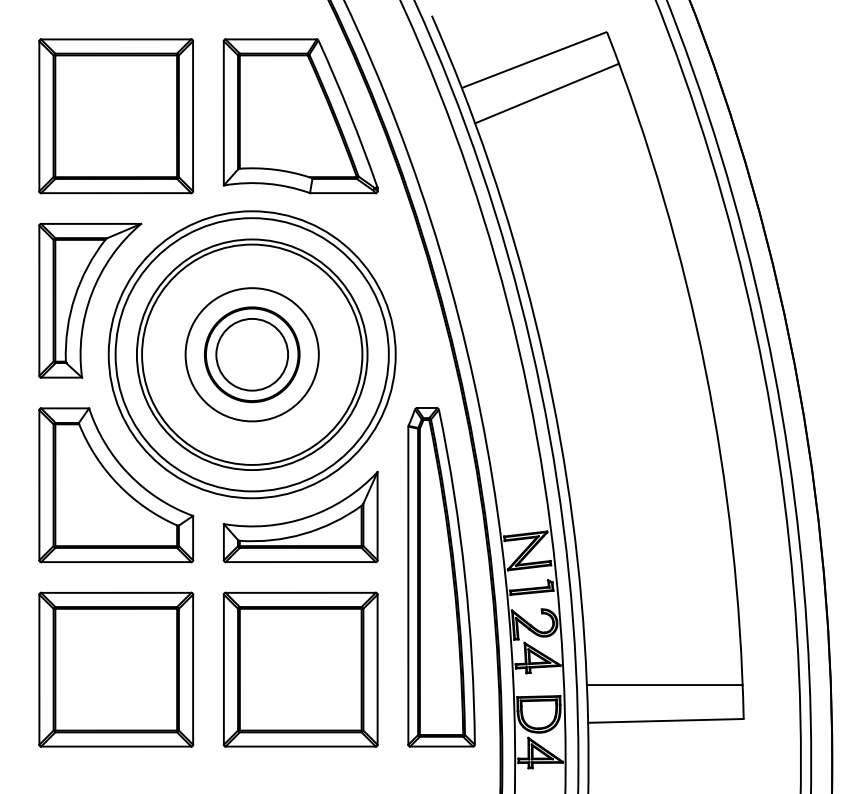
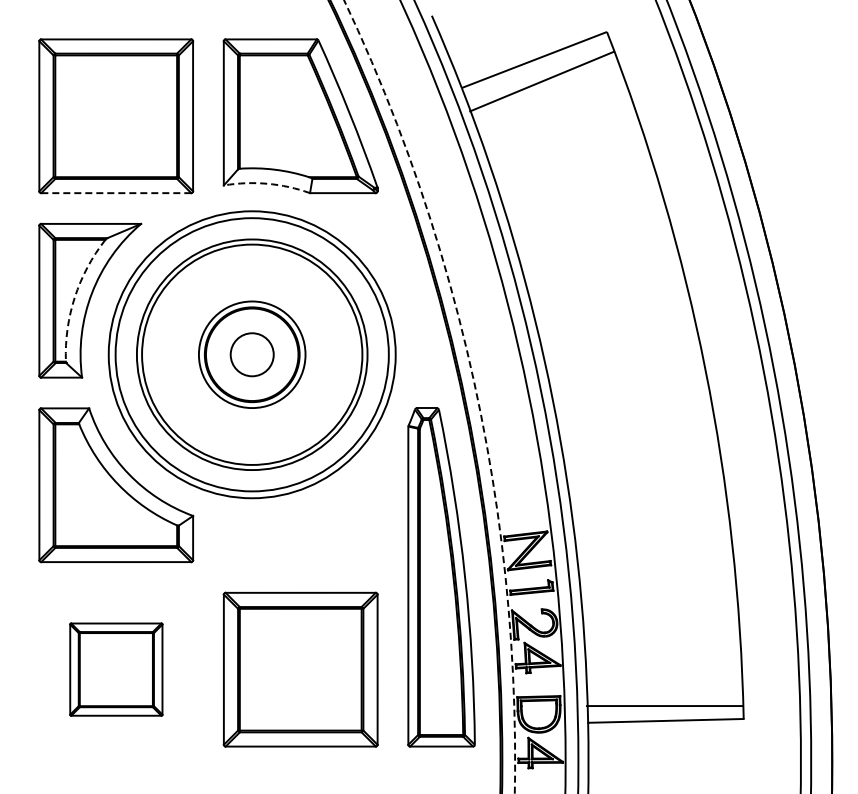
line position: (547, 93) -> (542, 81) (542, 81)
arc: solid -> dashed (267, 183)
line: solid -> dashed (115, 193)
arc: solid -> dashed (74, 297)
circle diameter: 133 px -> 107 px (251, 354)
circle diameter: 72 px -> 43 px (251, 354)
arc: solid -> dashed (475, 387)
part: present -> none (300, 517)
part size: 157x157 px -> 95x95 px (116, 669)
line position: (664, 685) -> (664, 706) (664, 706)
